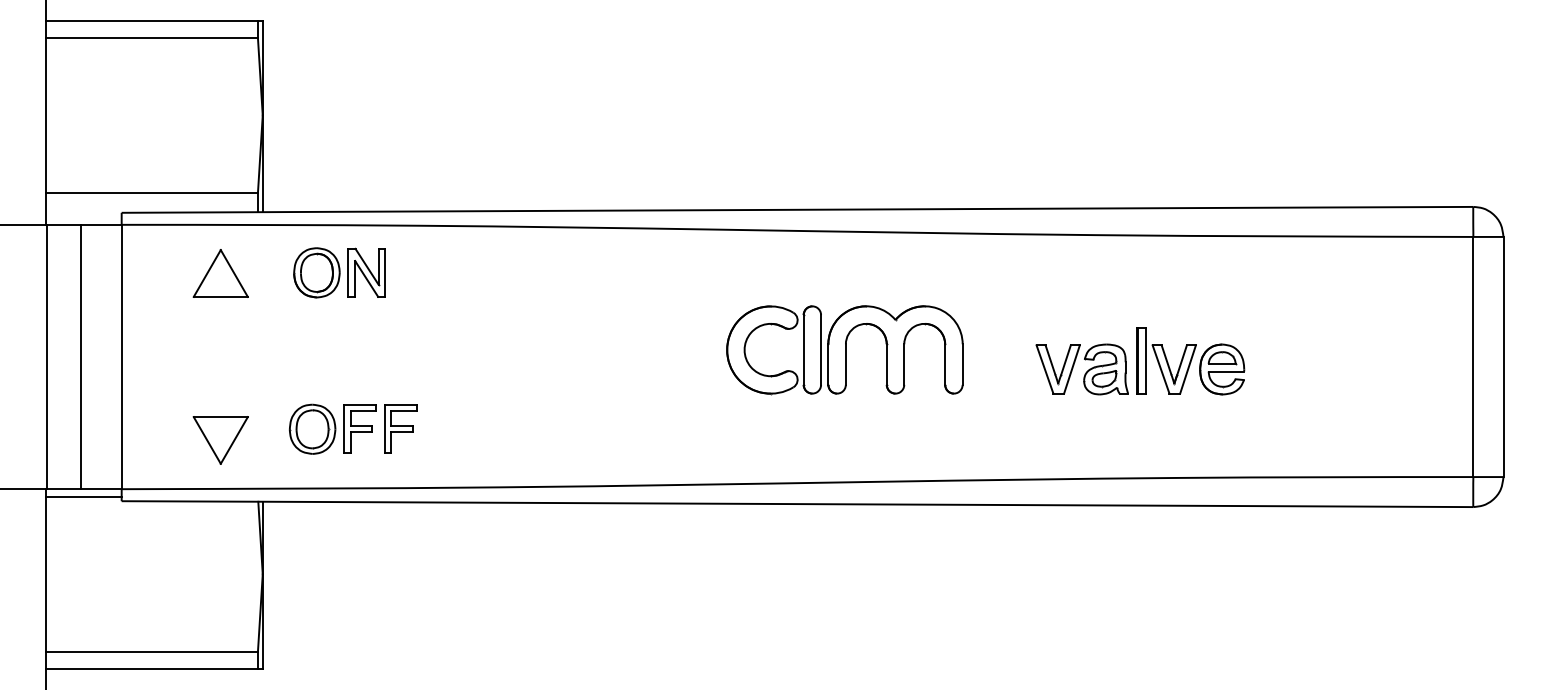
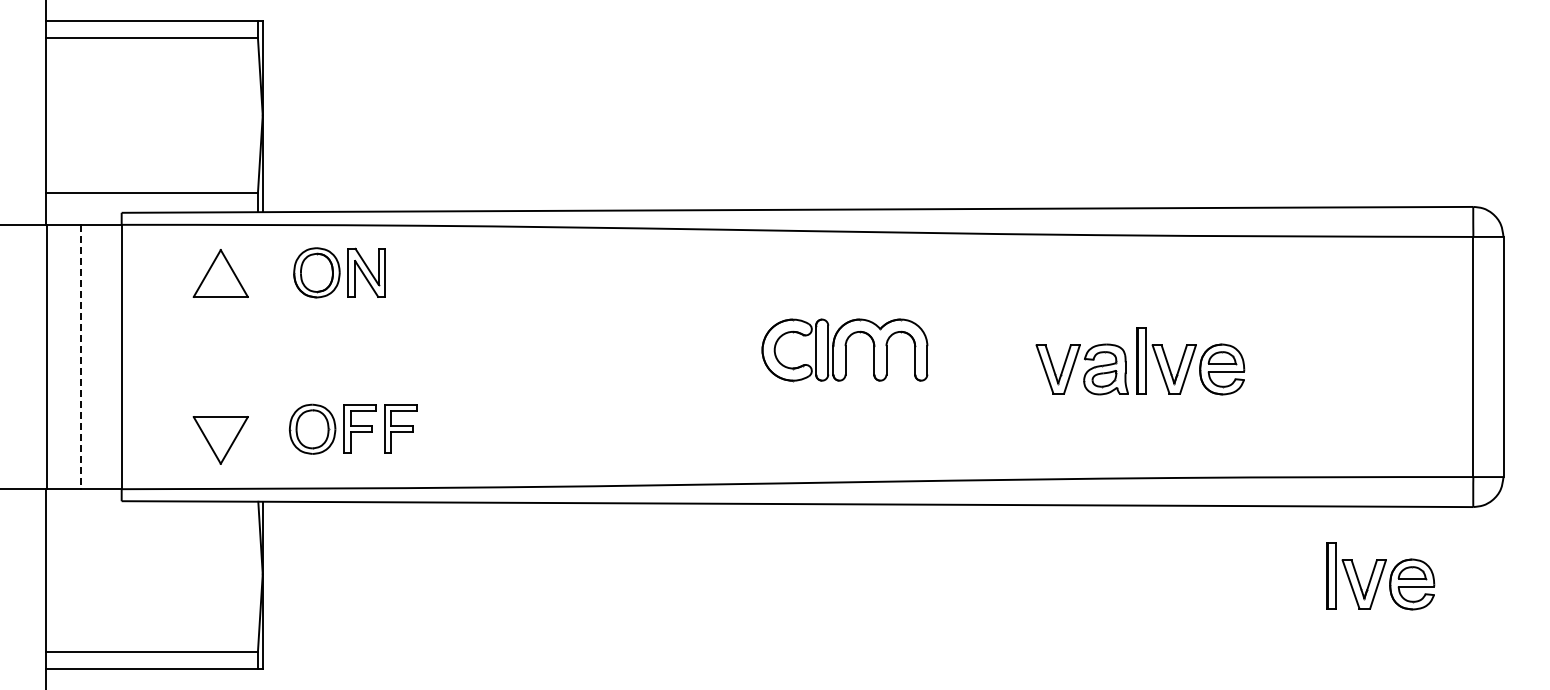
part size: 238x91 px -> 168x65 px (844, 350)
line: solid -> dashed (81, 357)
line: present -> none (83, 496)
part: none -> present (1380, 576)
